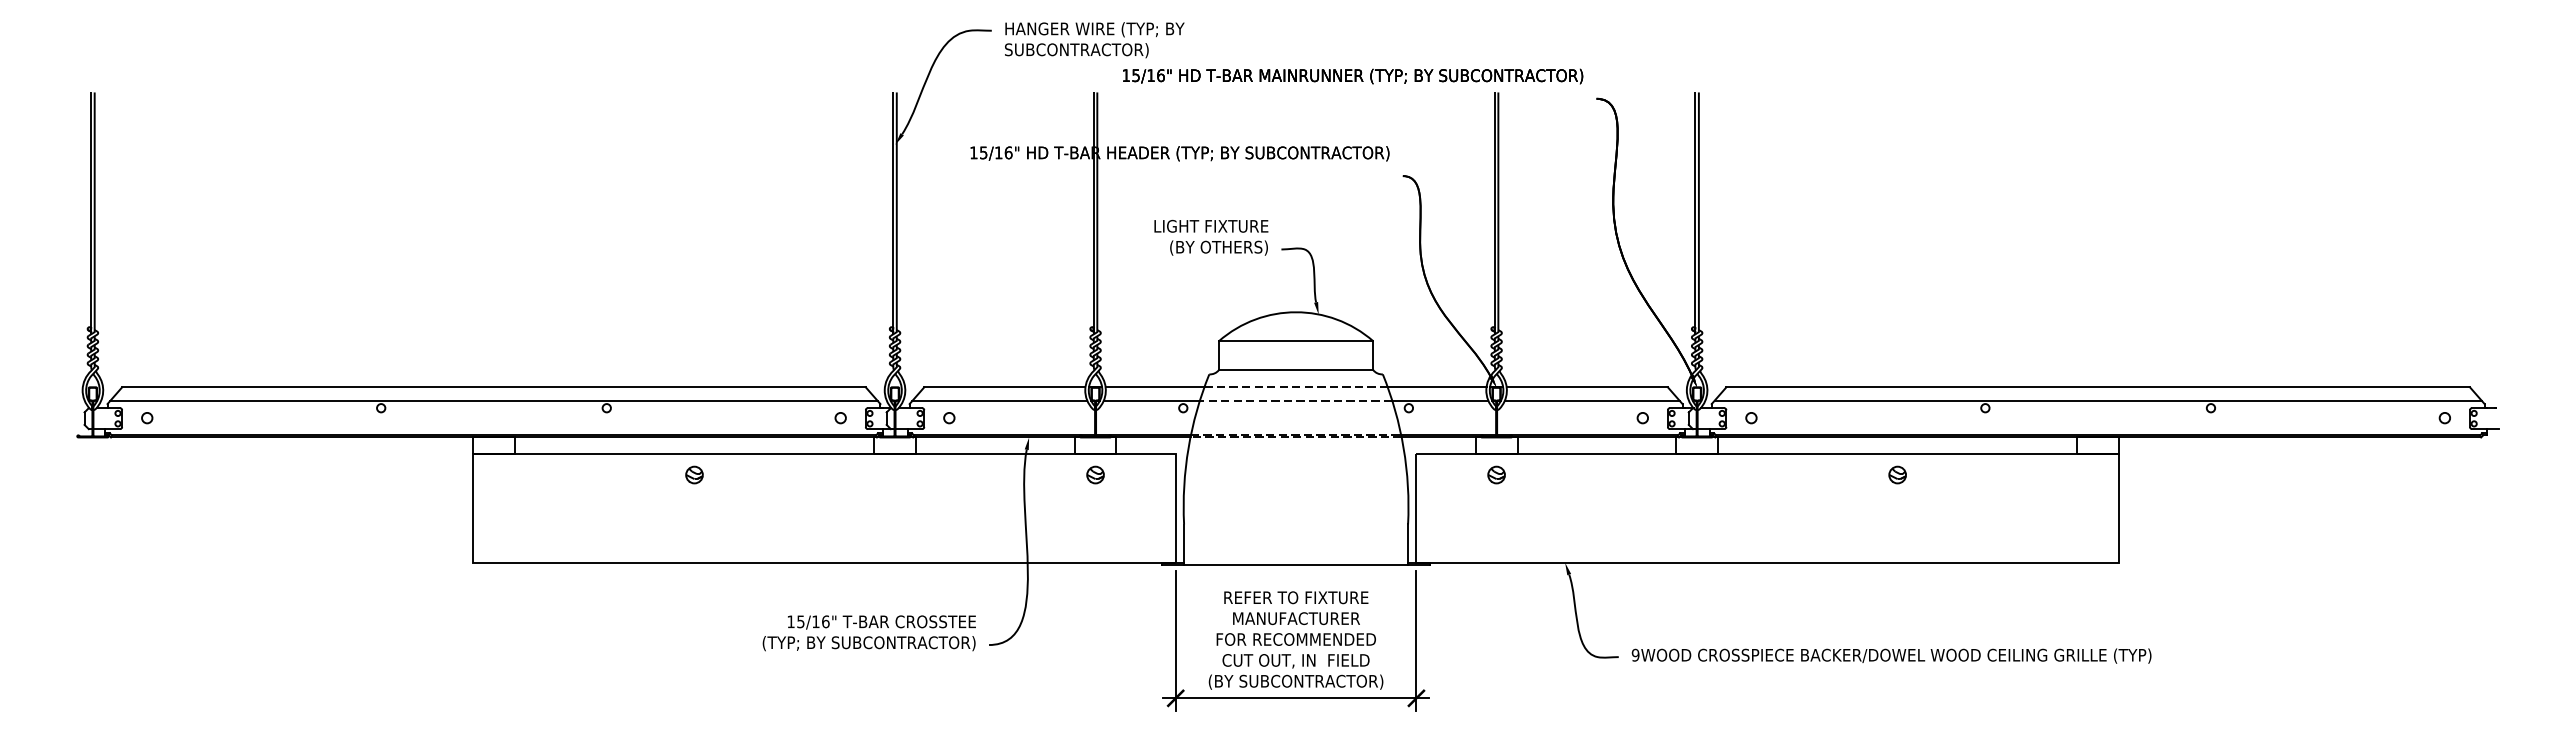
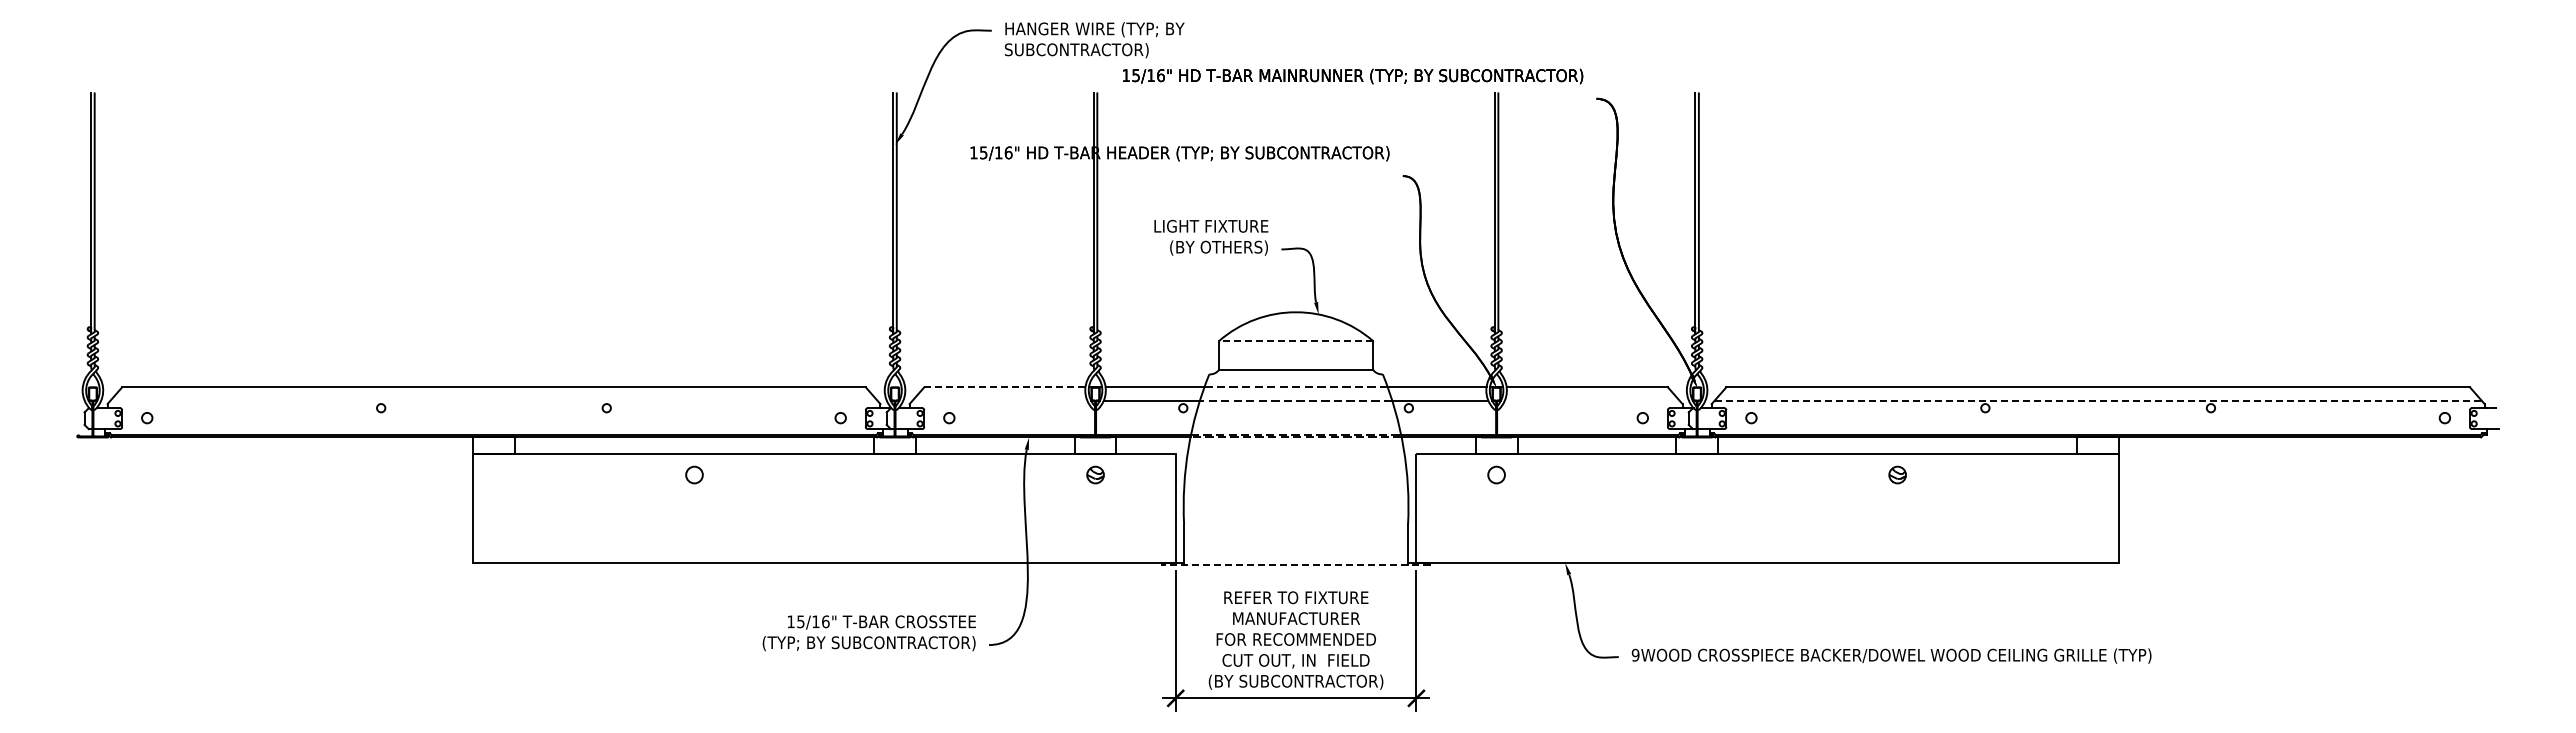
line: solid -> dashed (1295, 341)
line: solid -> dashed (1004, 387)
line: present -> none (493, 400)
line: present -> none (999, 400)
line: present -> none (1591, 400)
line: solid -> dashed (2098, 400)
hatch: present -> none (694, 475)
hatch: present -> none (1496, 475)
line: solid -> dashed (1296, 565)
